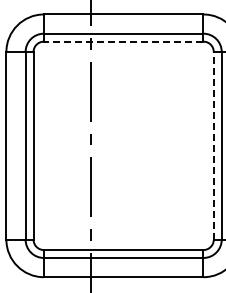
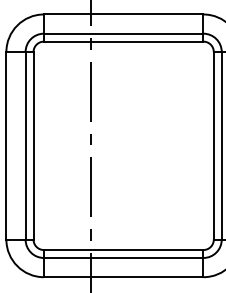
line: dashed -> solid (123, 41)
line: dashed -> solid (213, 145)
